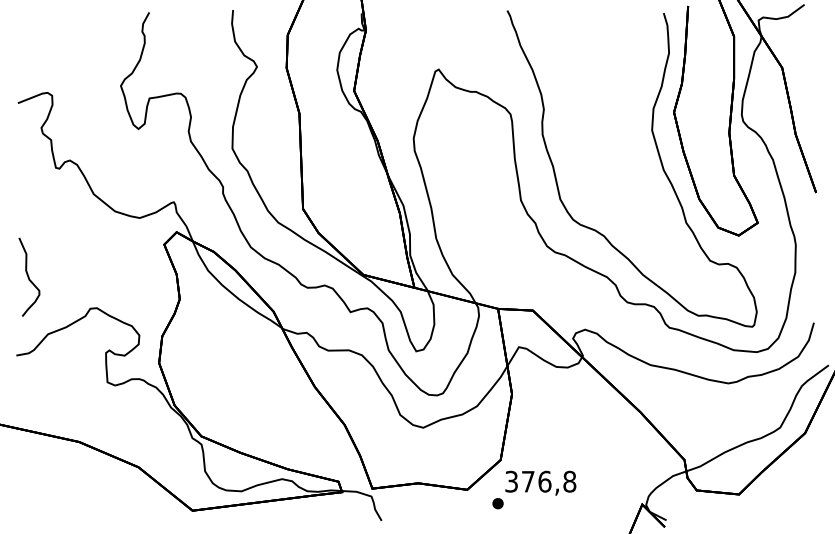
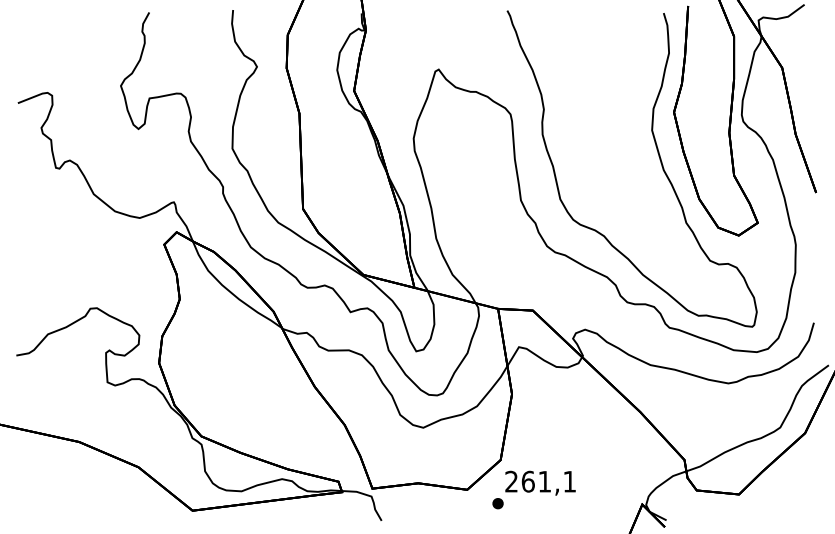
curve: present -> none (29, 276)
text: 376,8 -> 261,1 (540, 481)
